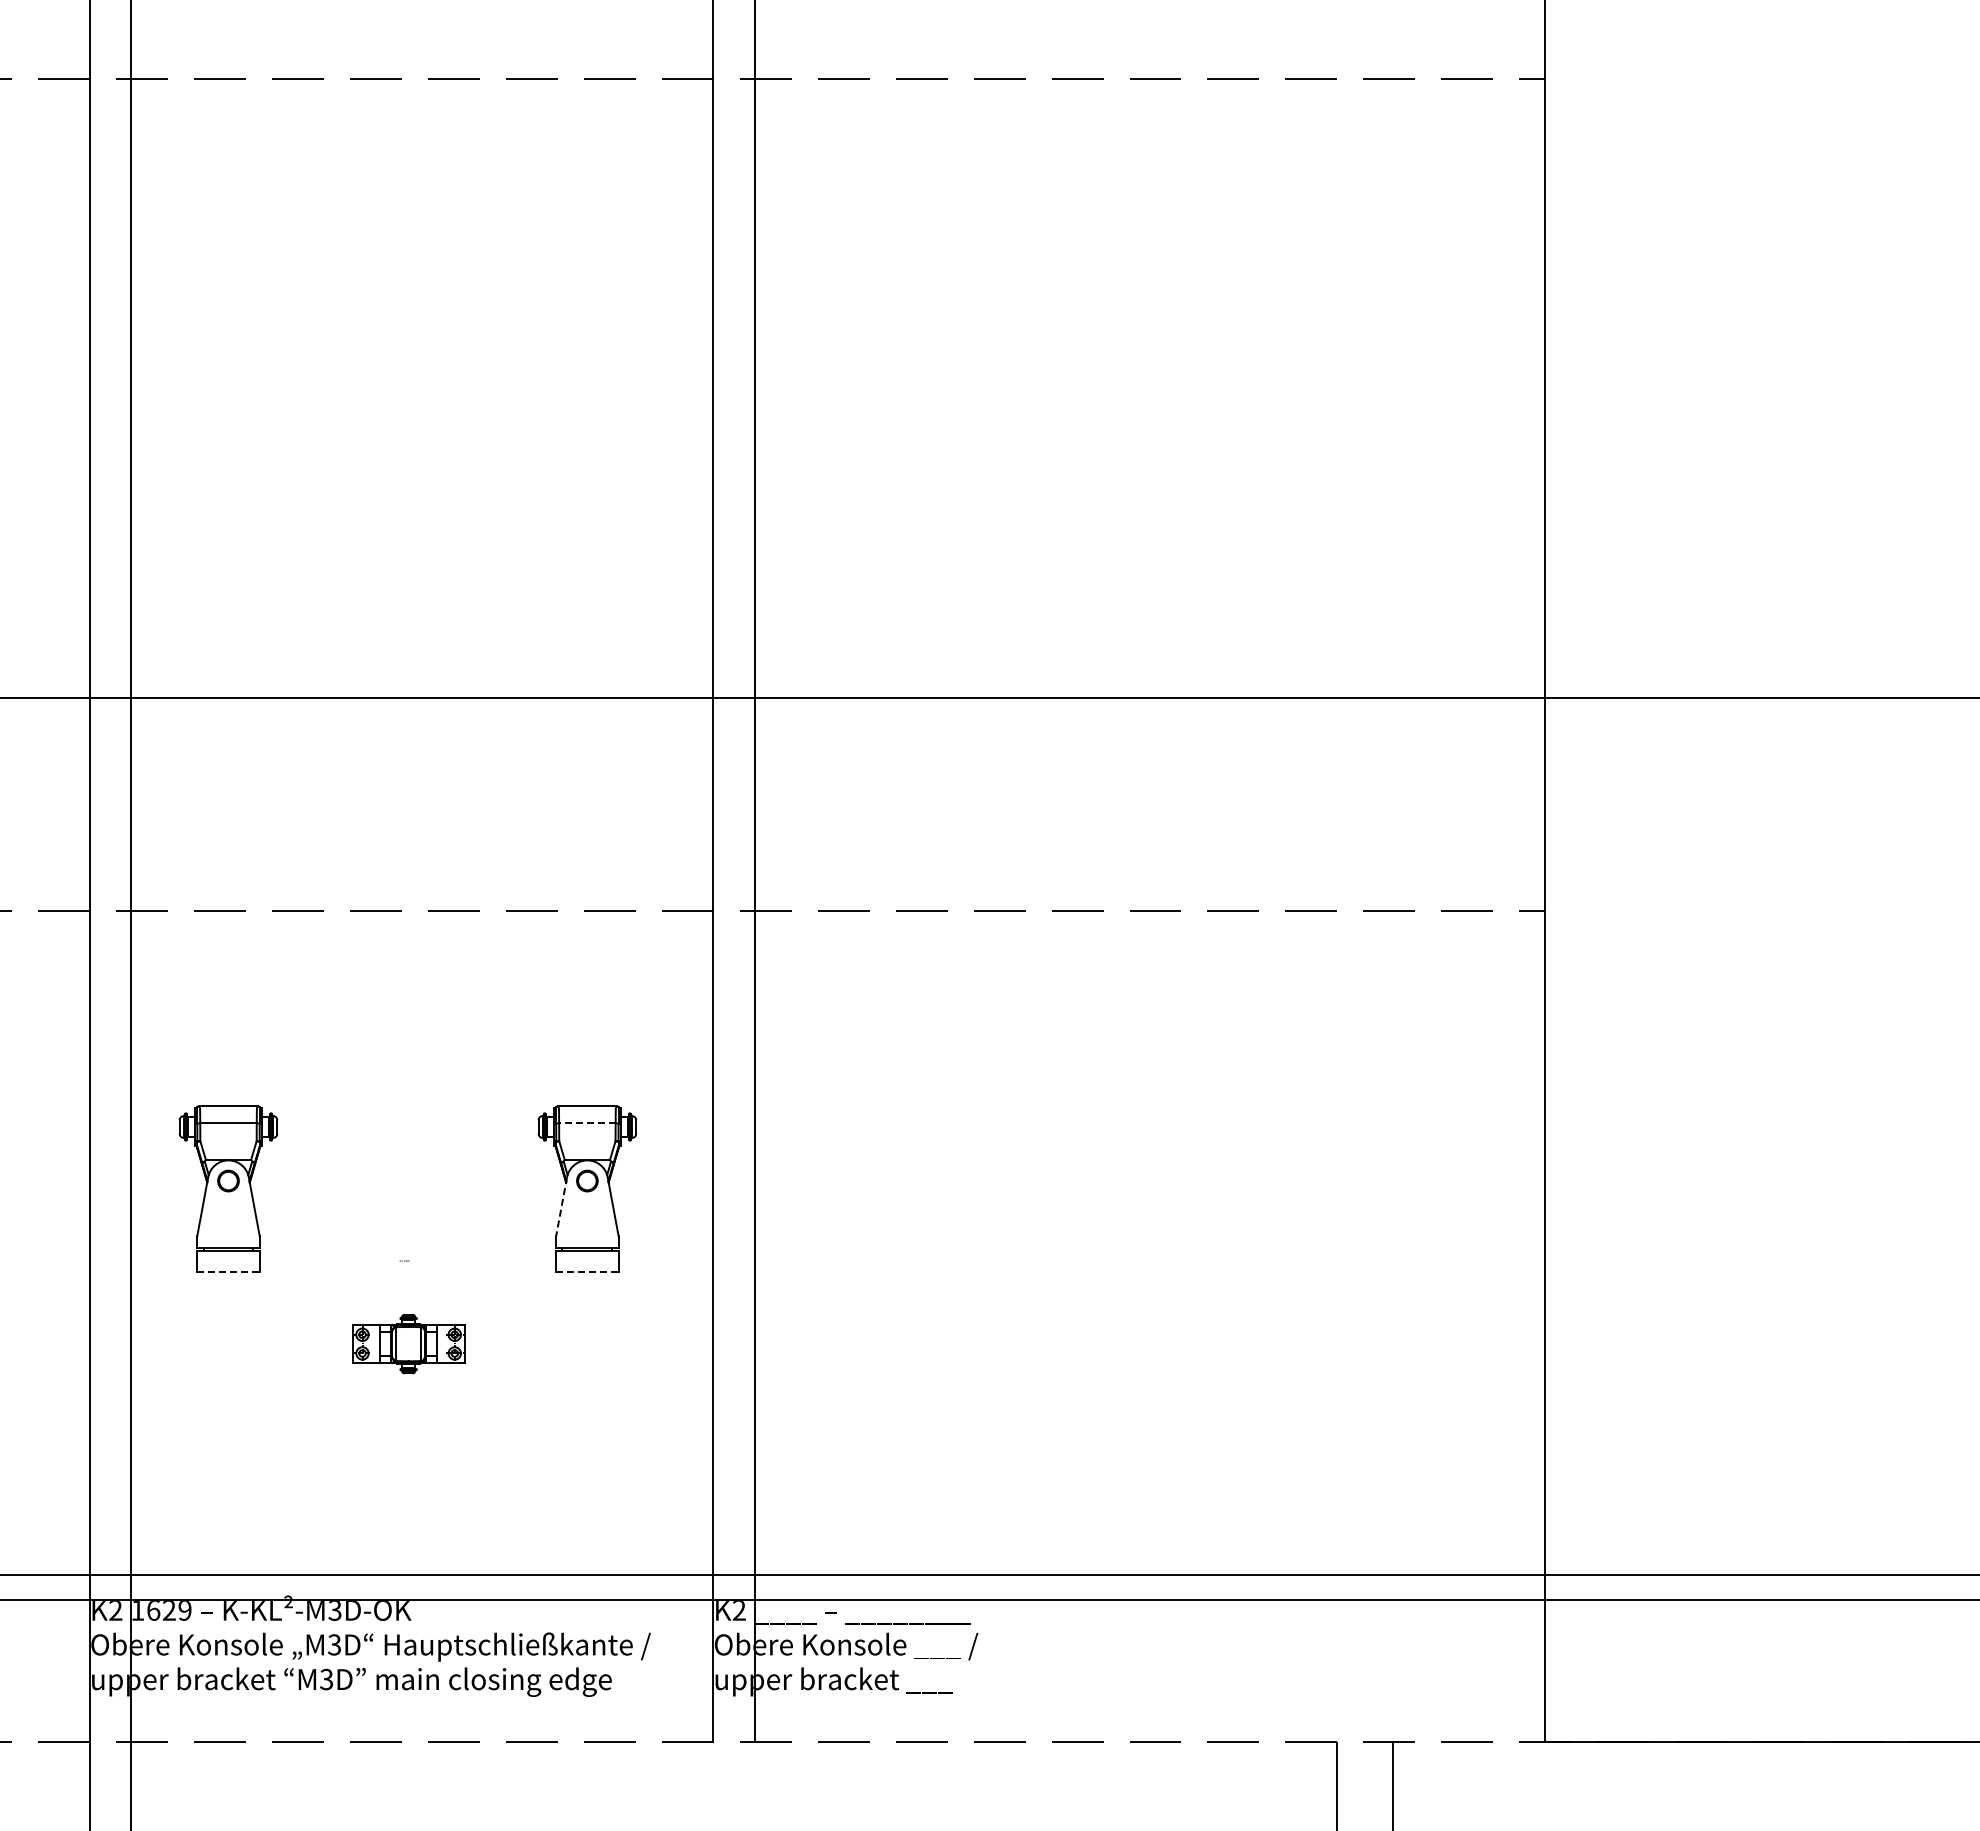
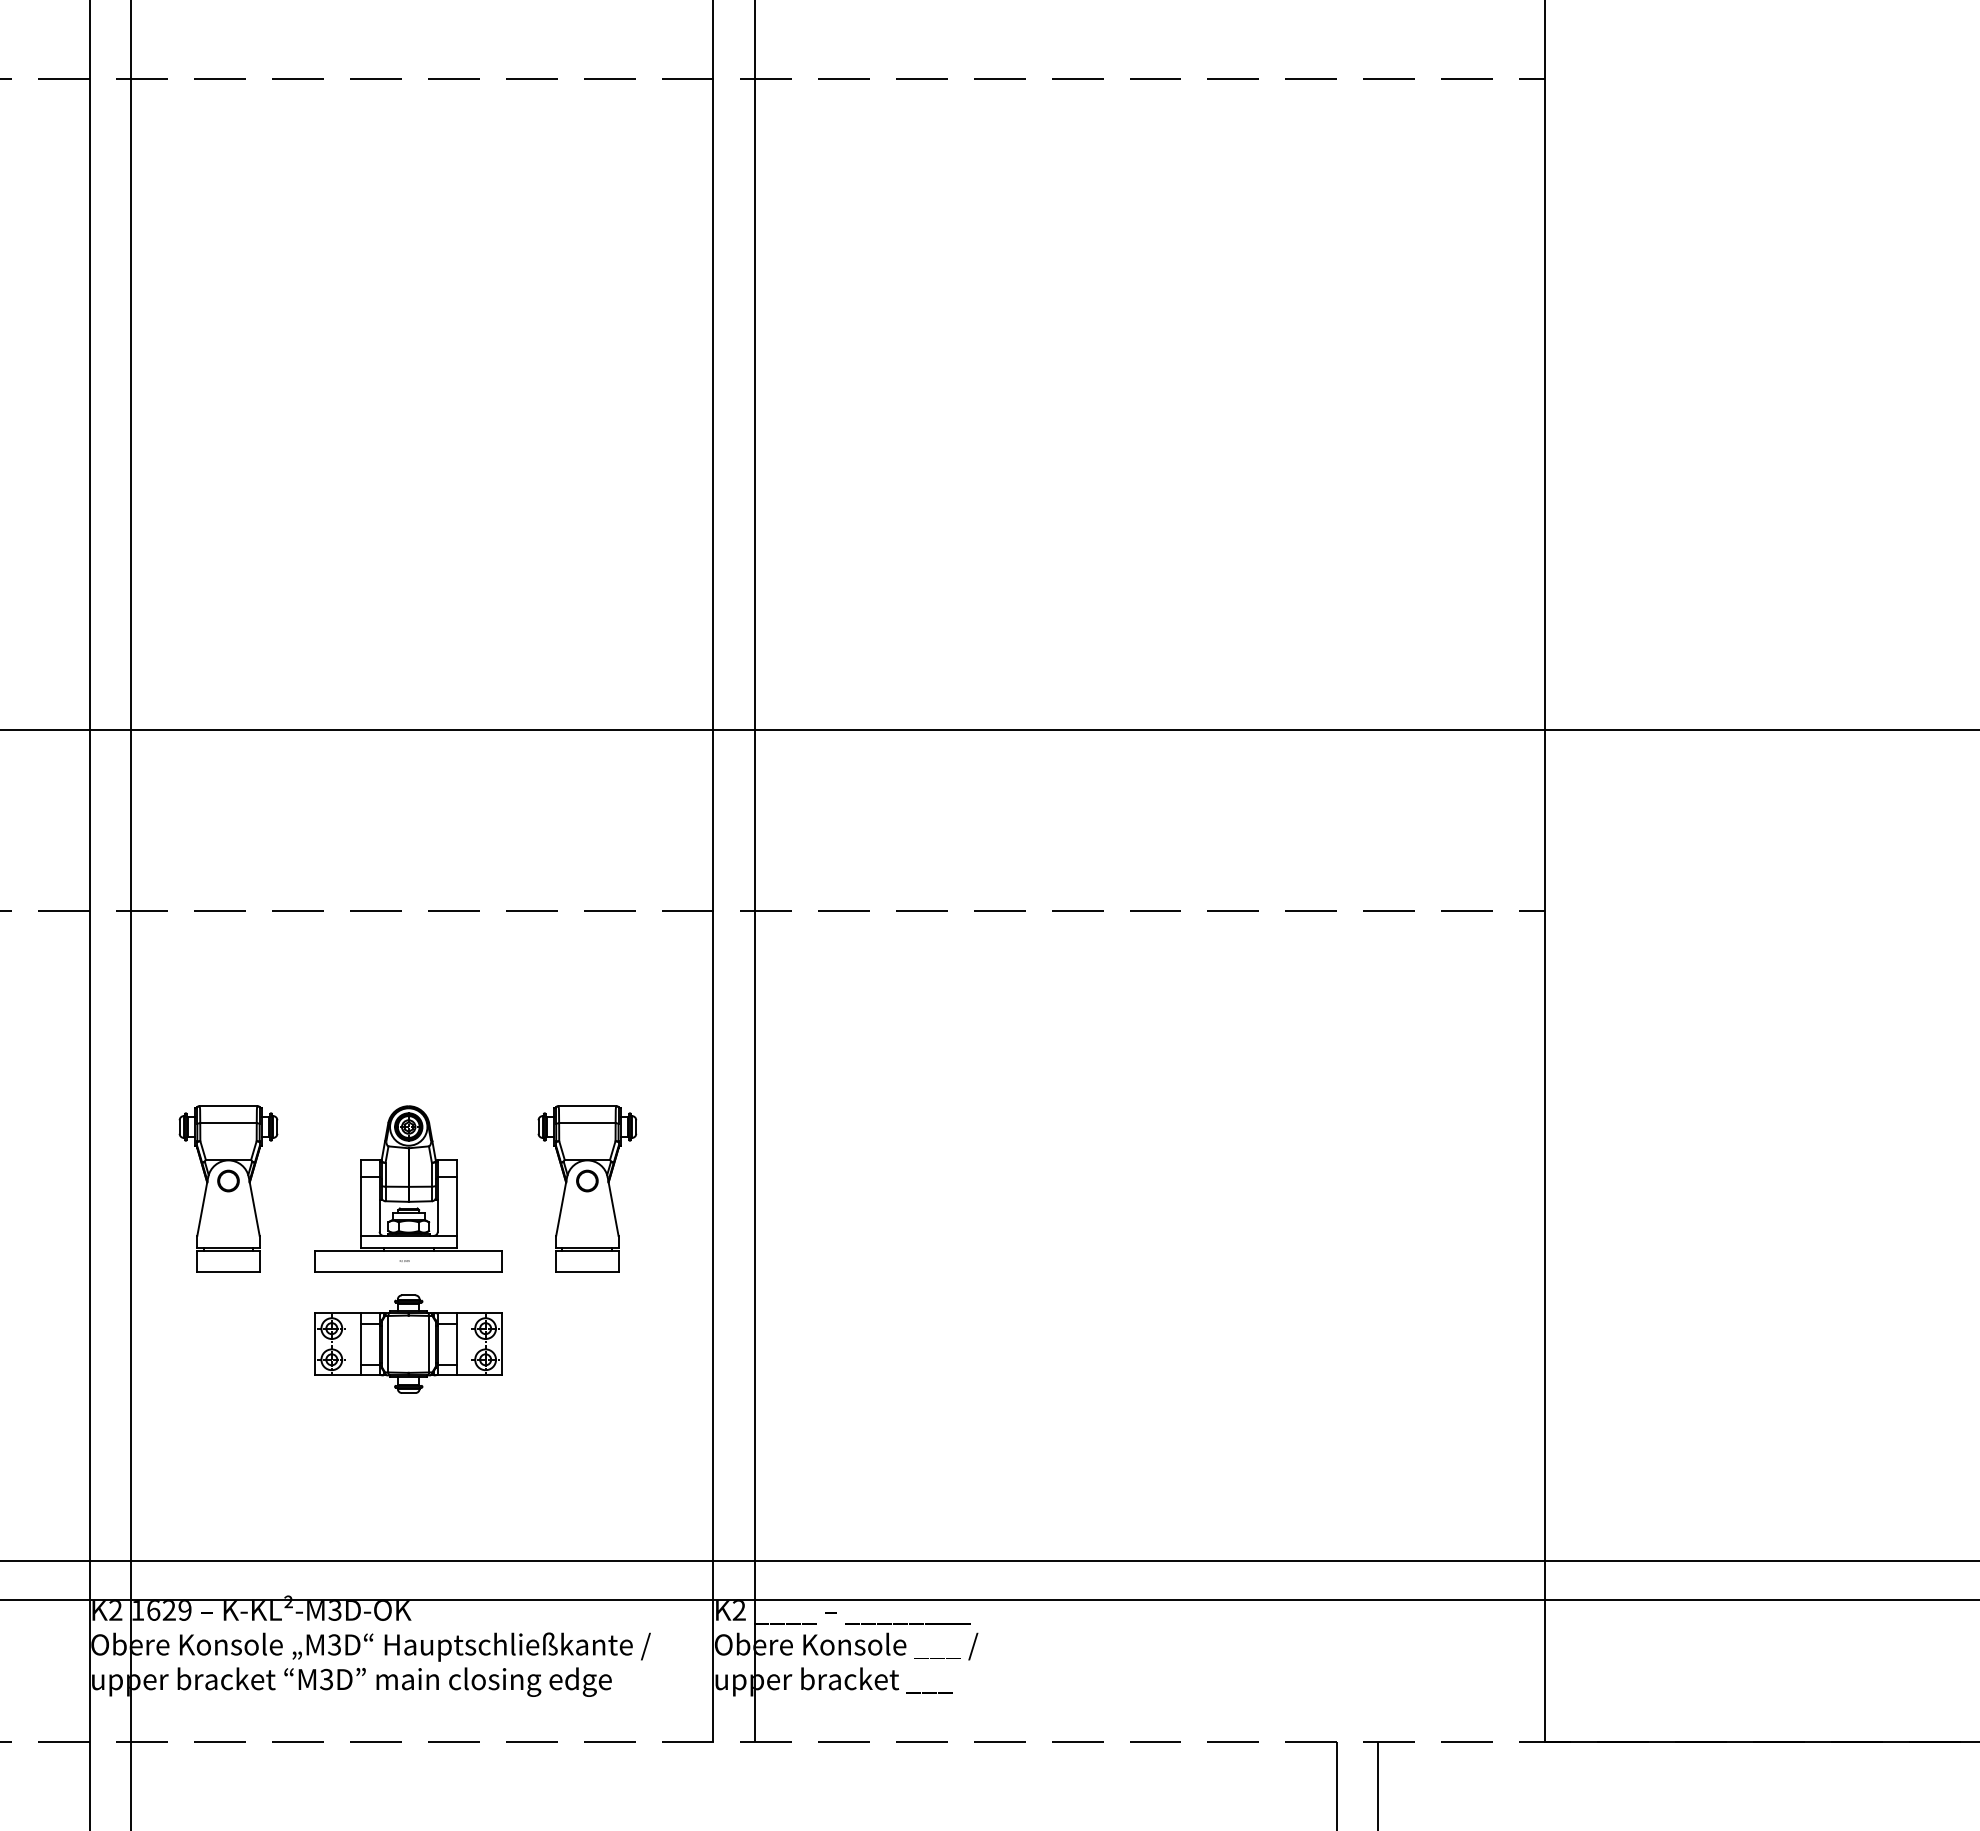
line position: (989, 697) -> (989, 729) (989, 729)
line: dashed -> solid (586, 1123)
part: none -> present (408, 1188)
line: dashed -> solid (561, 1206)
line: dashed -> solid (229, 1271)
line: dashed -> solid (587, 1271)
part size: 114x61 px -> 189x100 px (408, 1343)
line position: (989, 1575) -> (989, 1561) (989, 1561)
line position: (1393, 1784) -> (1378, 1784) (1378, 1784)
